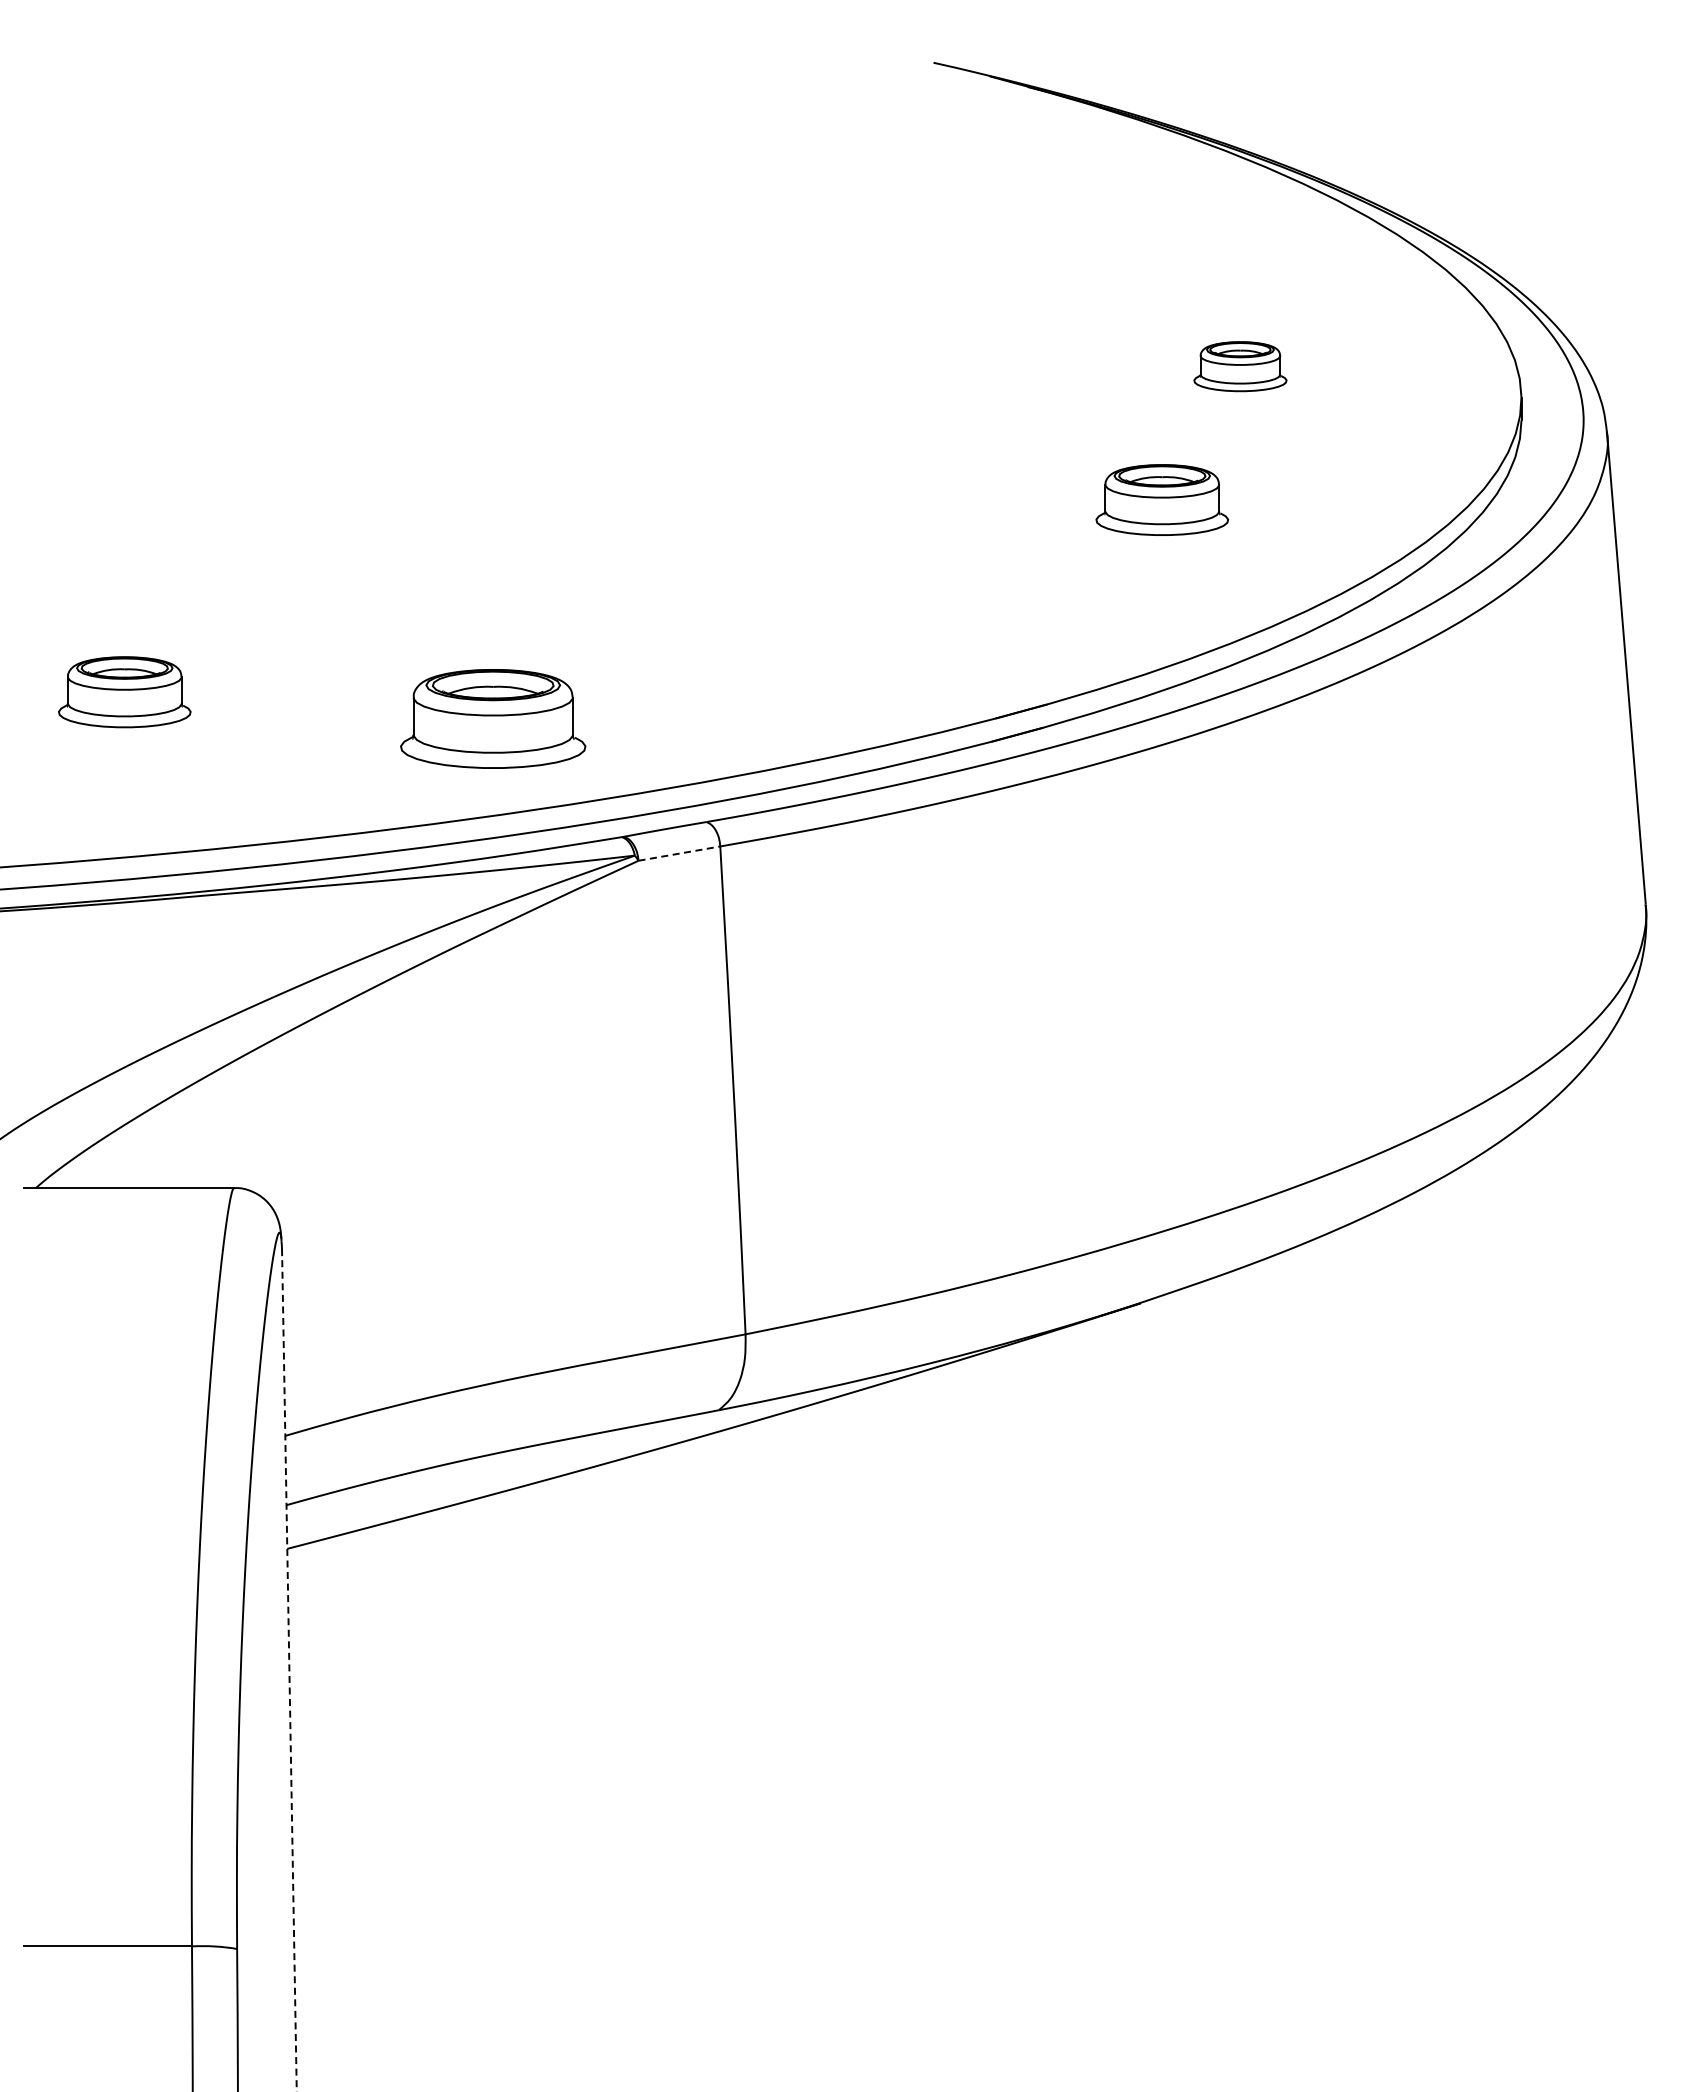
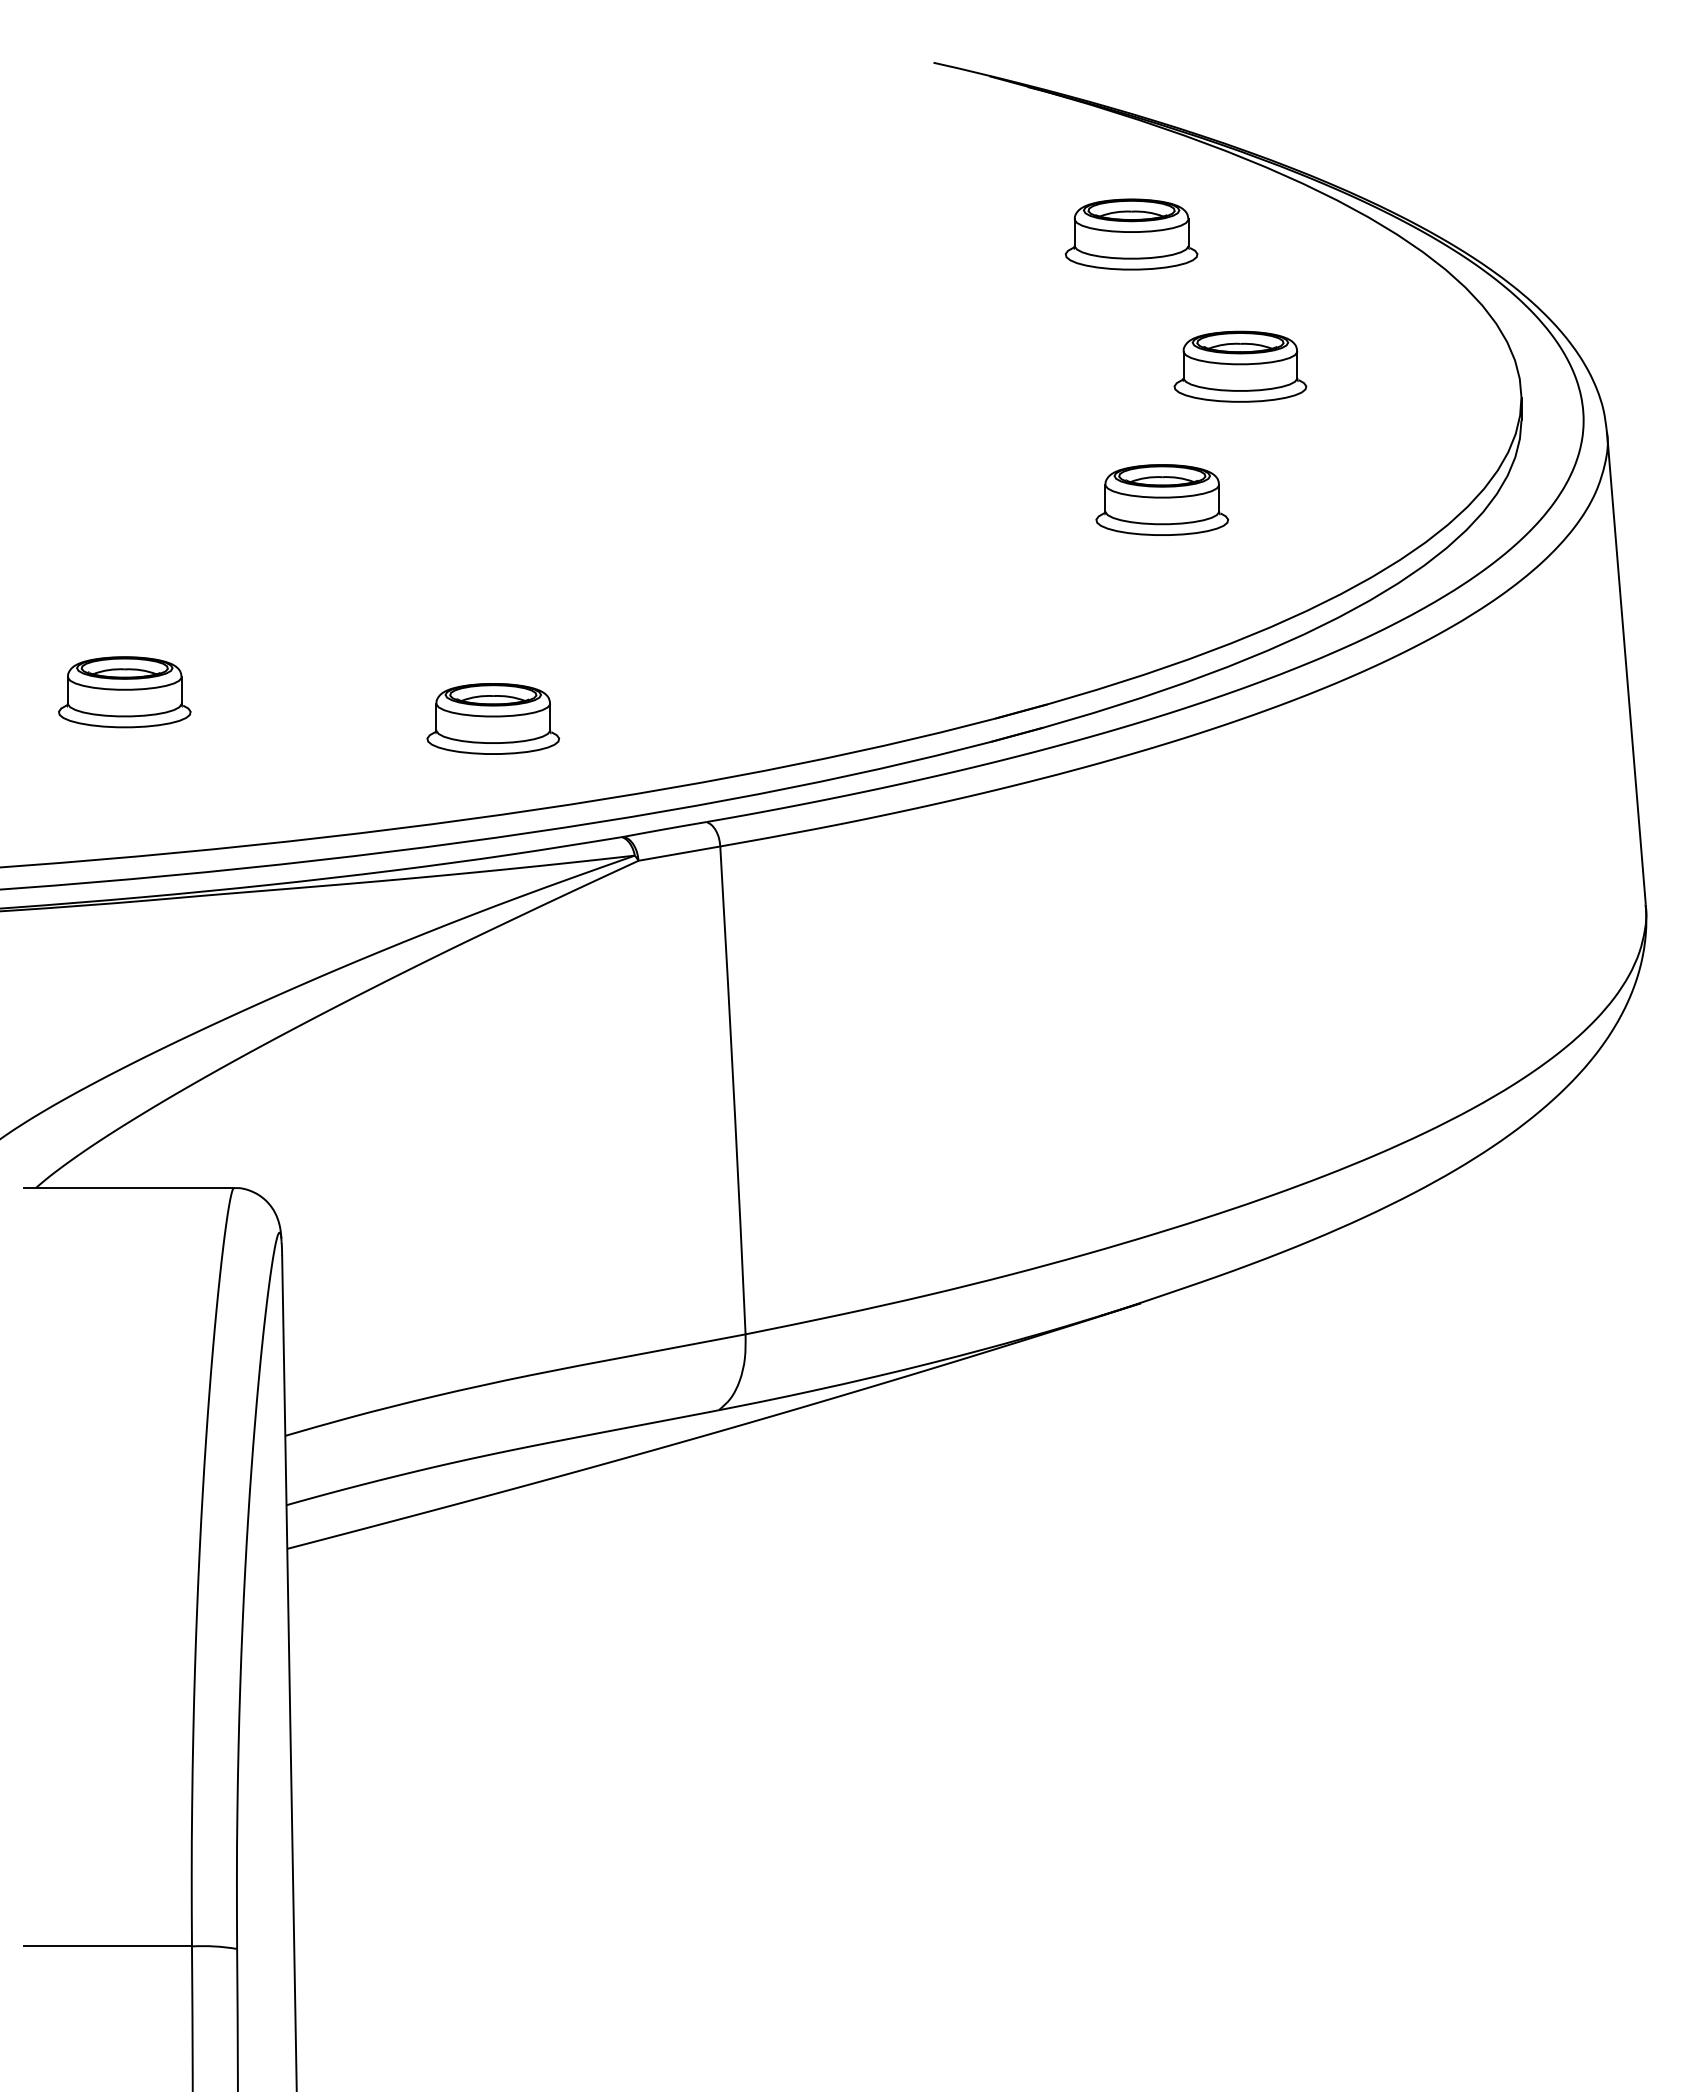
part: none -> present (1131, 234)
part size: 95x52 px -> 135x73 px (1240, 366)
part size: 187x100 px -> 135x72 px (493, 718)
line: dashed -> solid (679, 853)
line: dashed -> solid (289, 1674)
